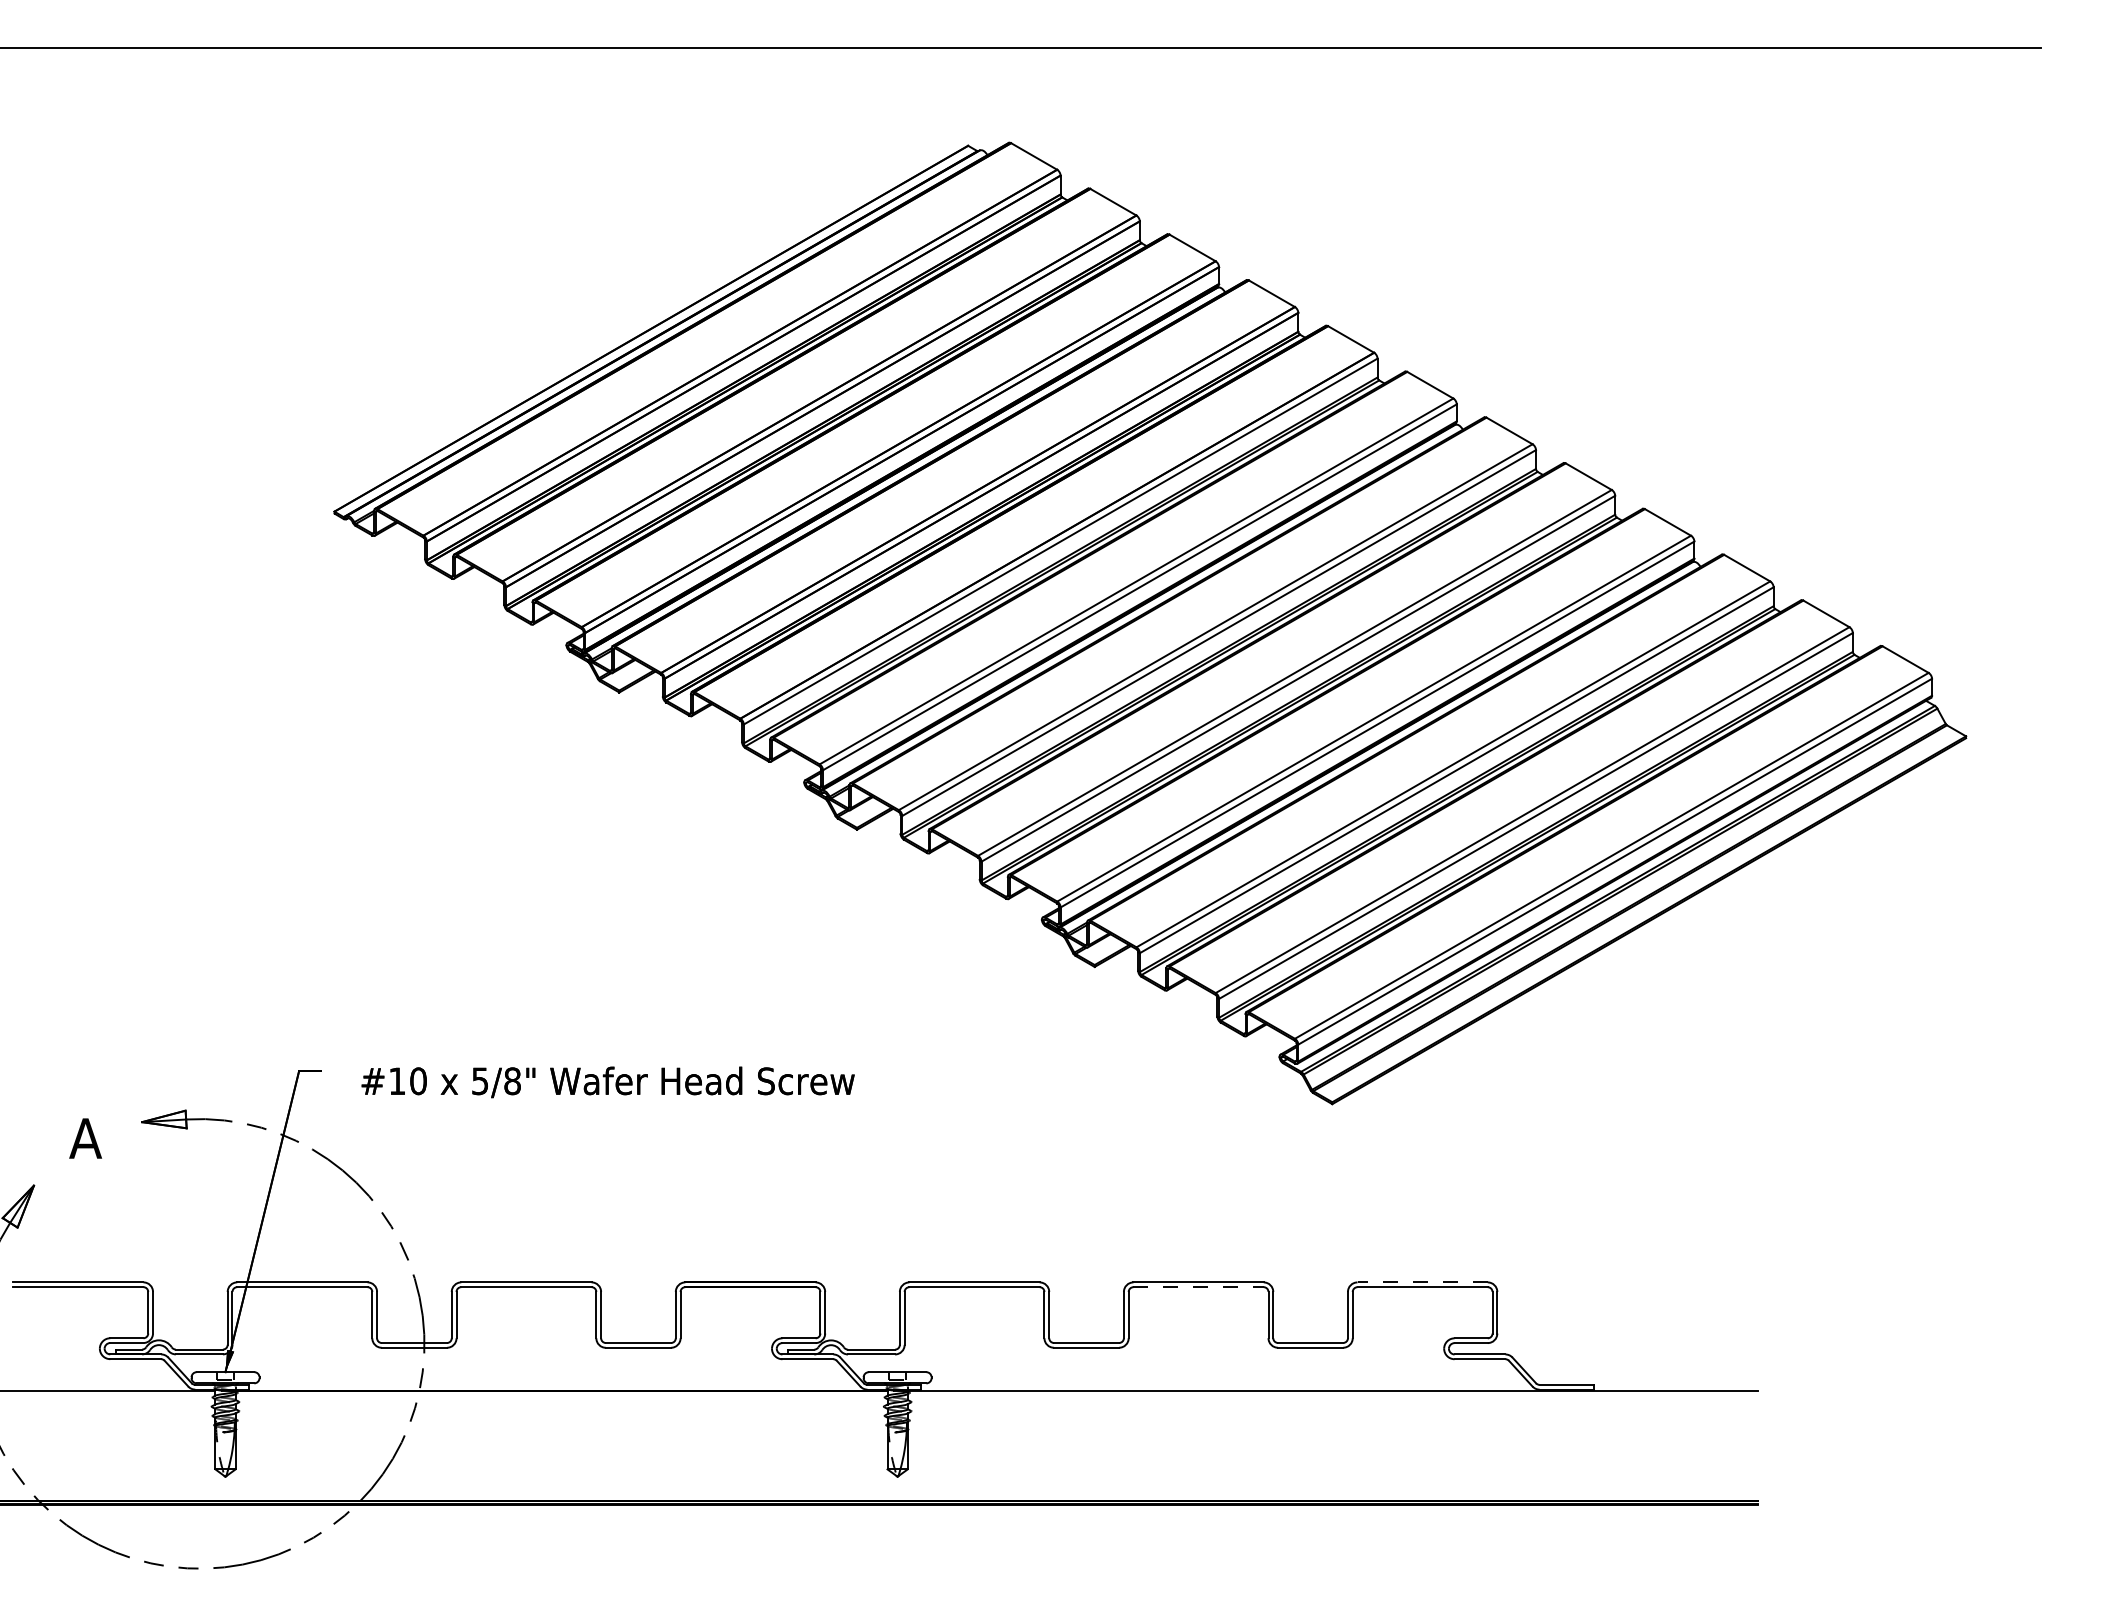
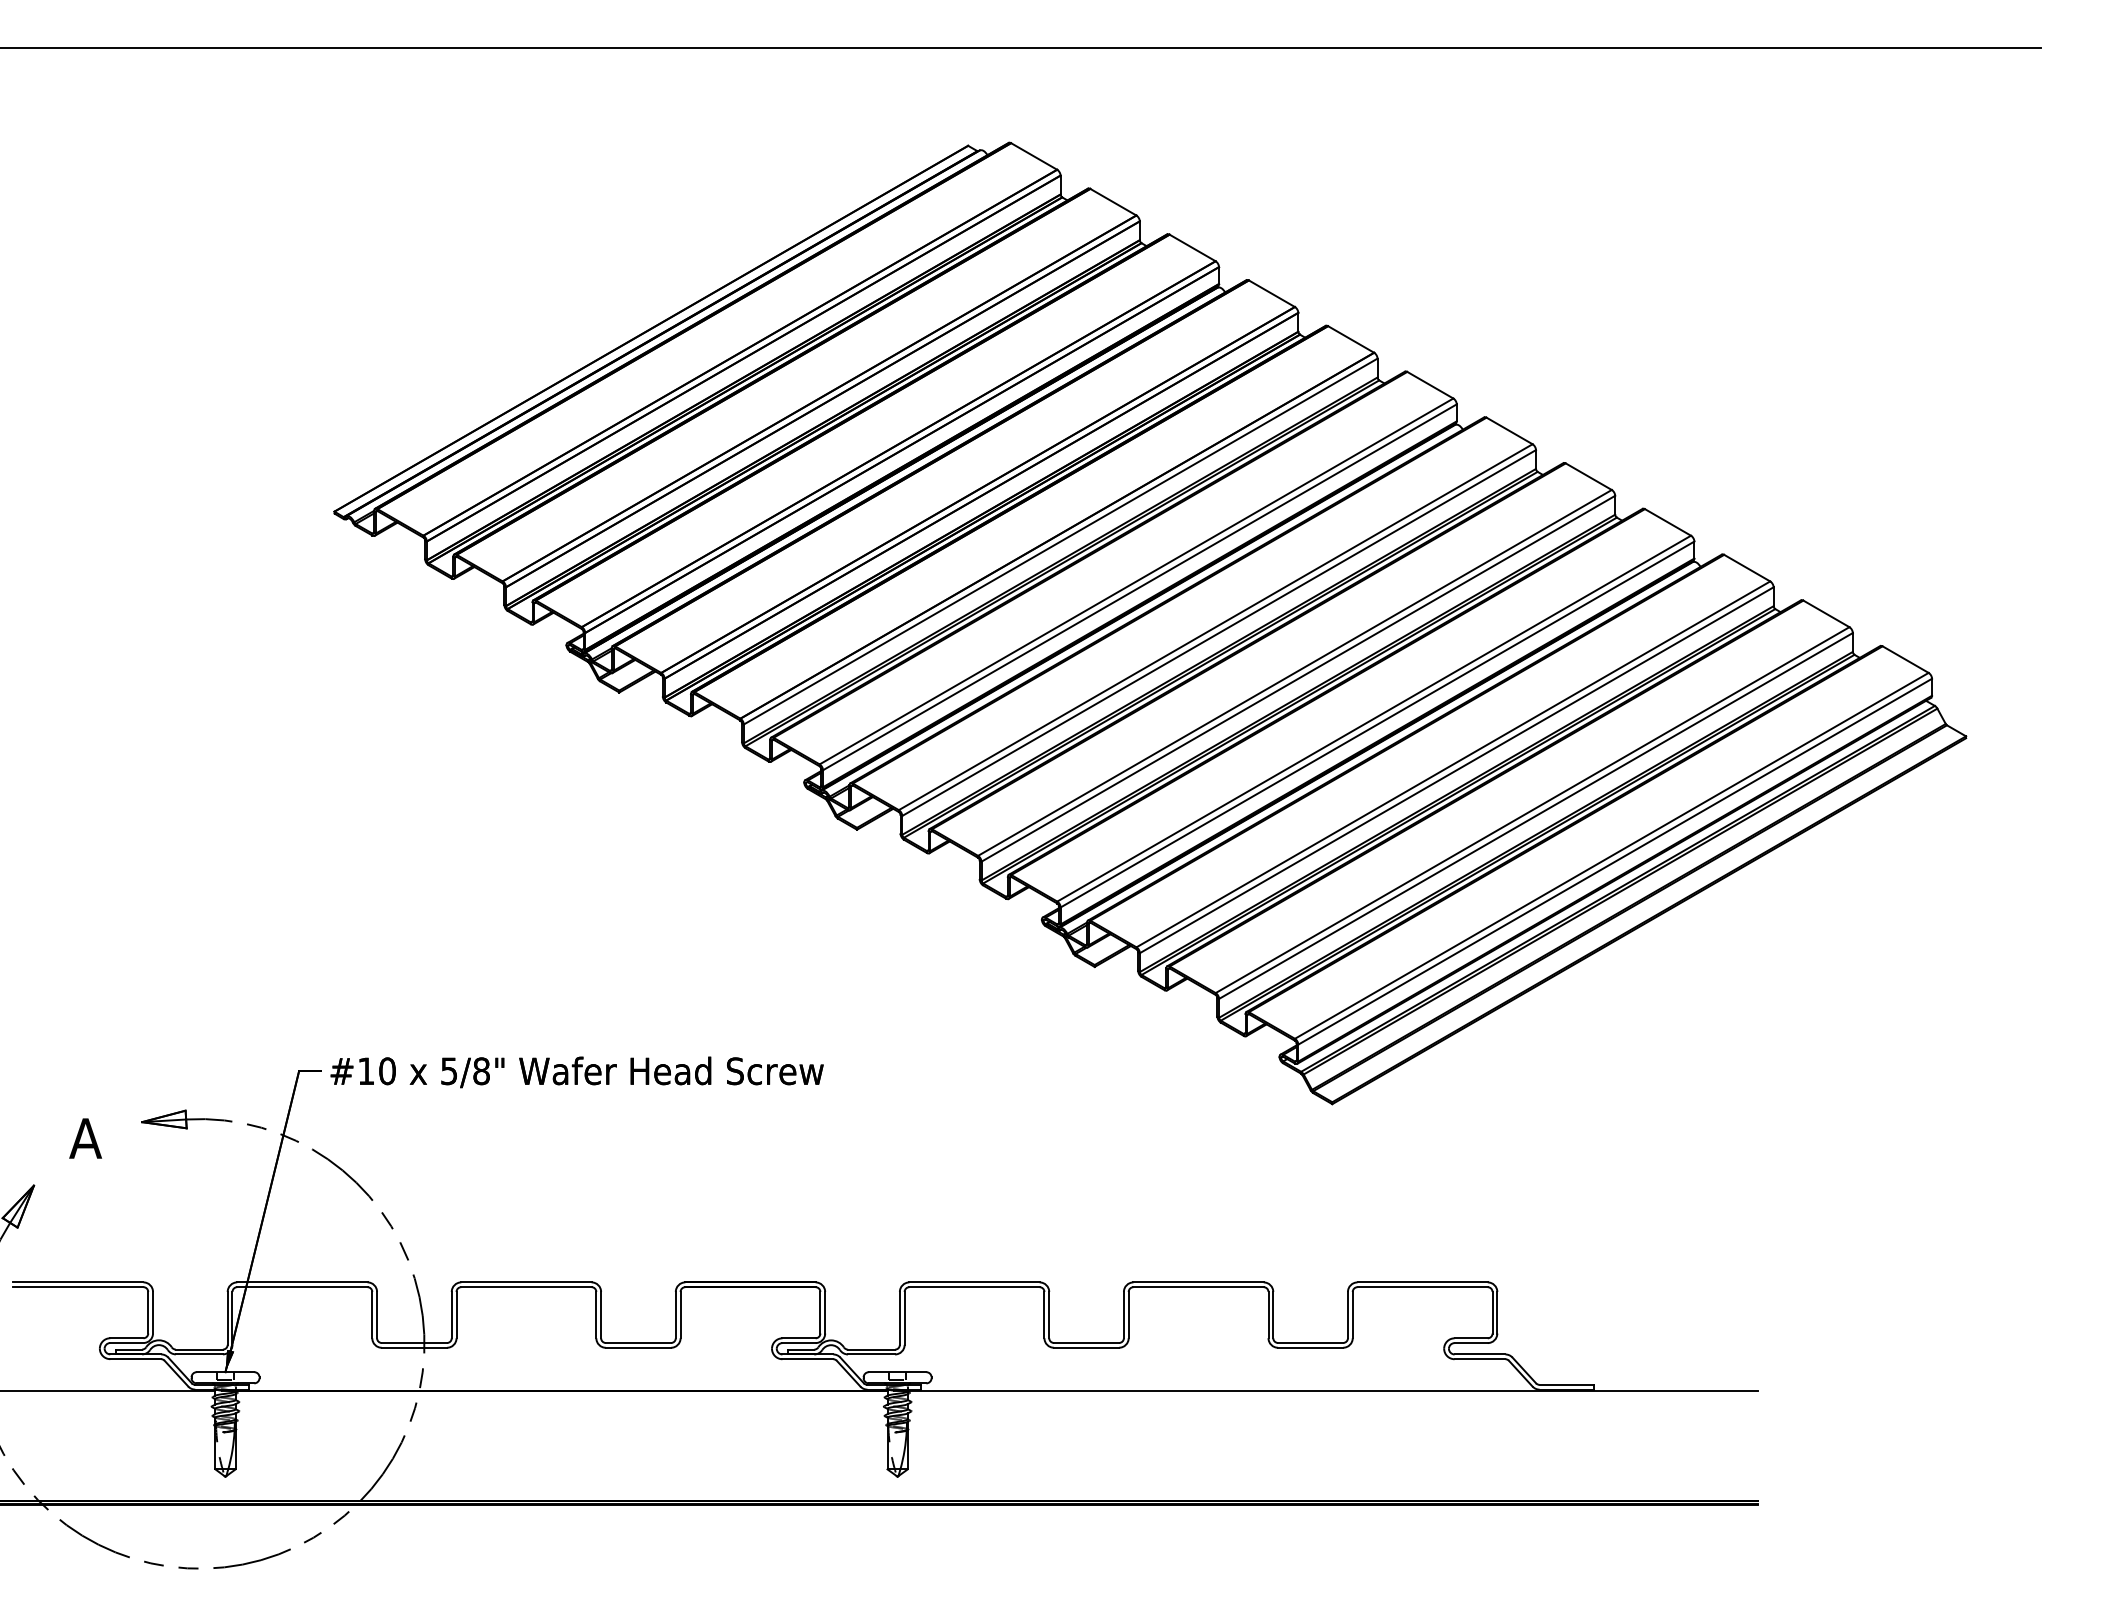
text position: (607, 1082) -> (576, 1072) (576, 1072)
line: dashed -> solid (1422, 1282)
line: dashed -> solid (1199, 1287)
